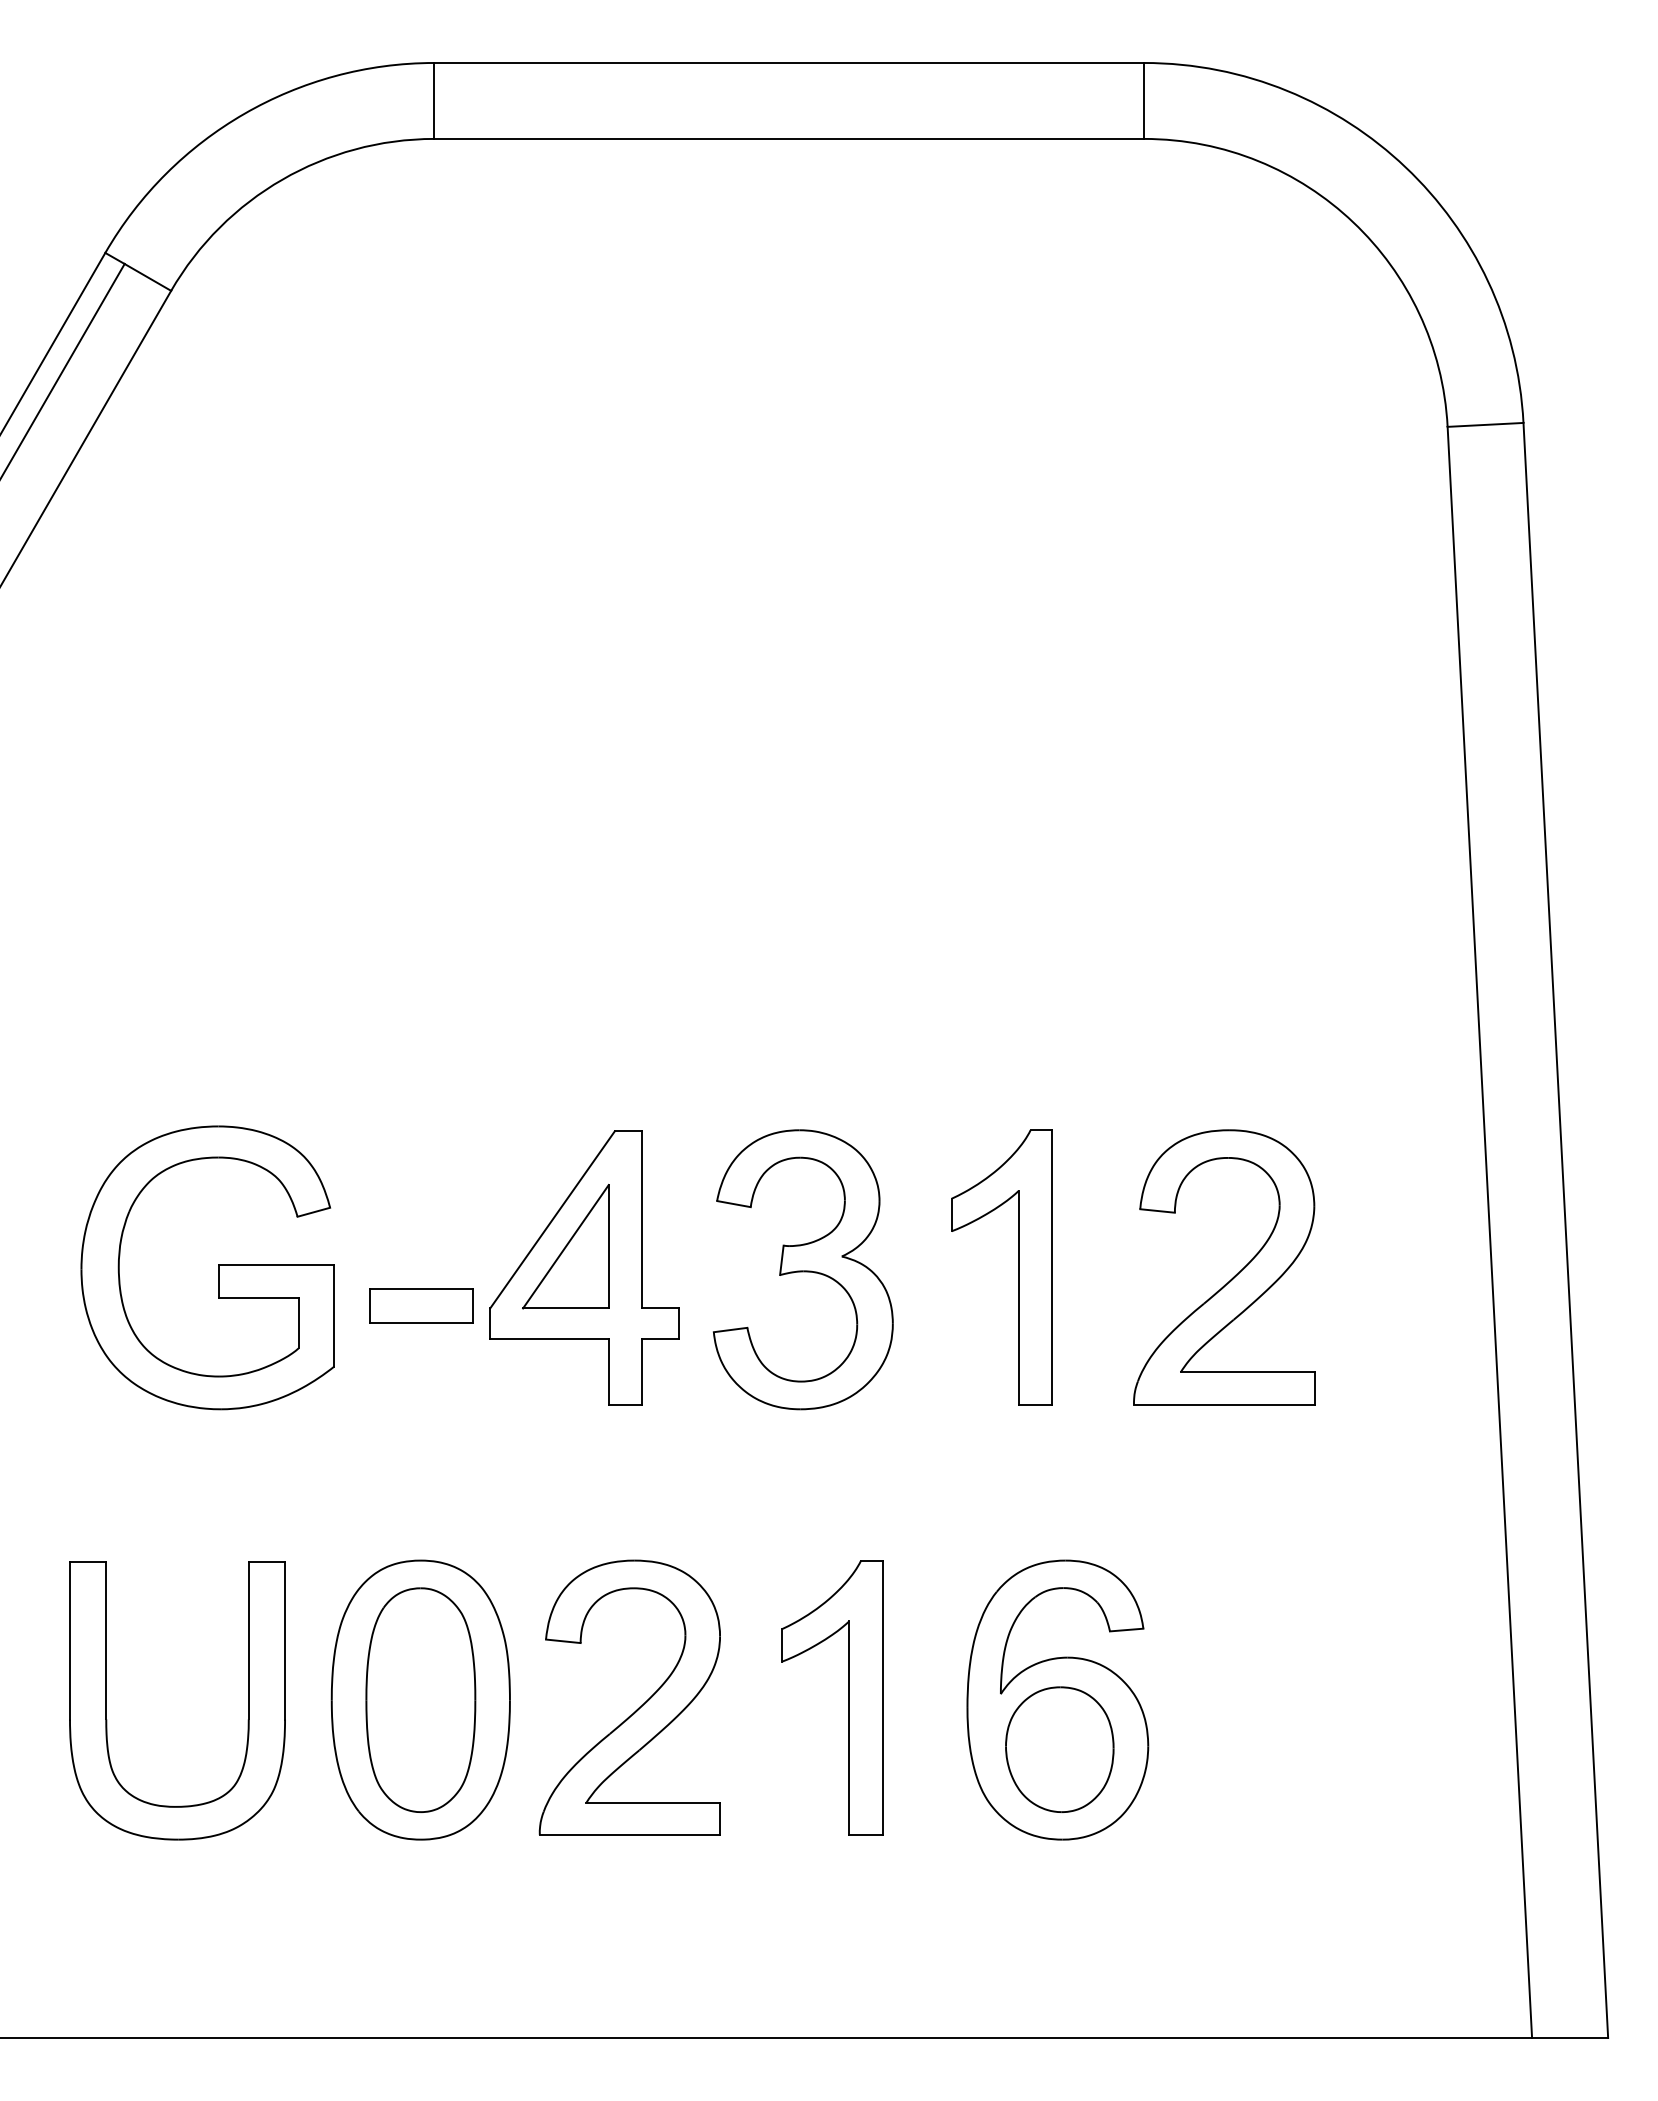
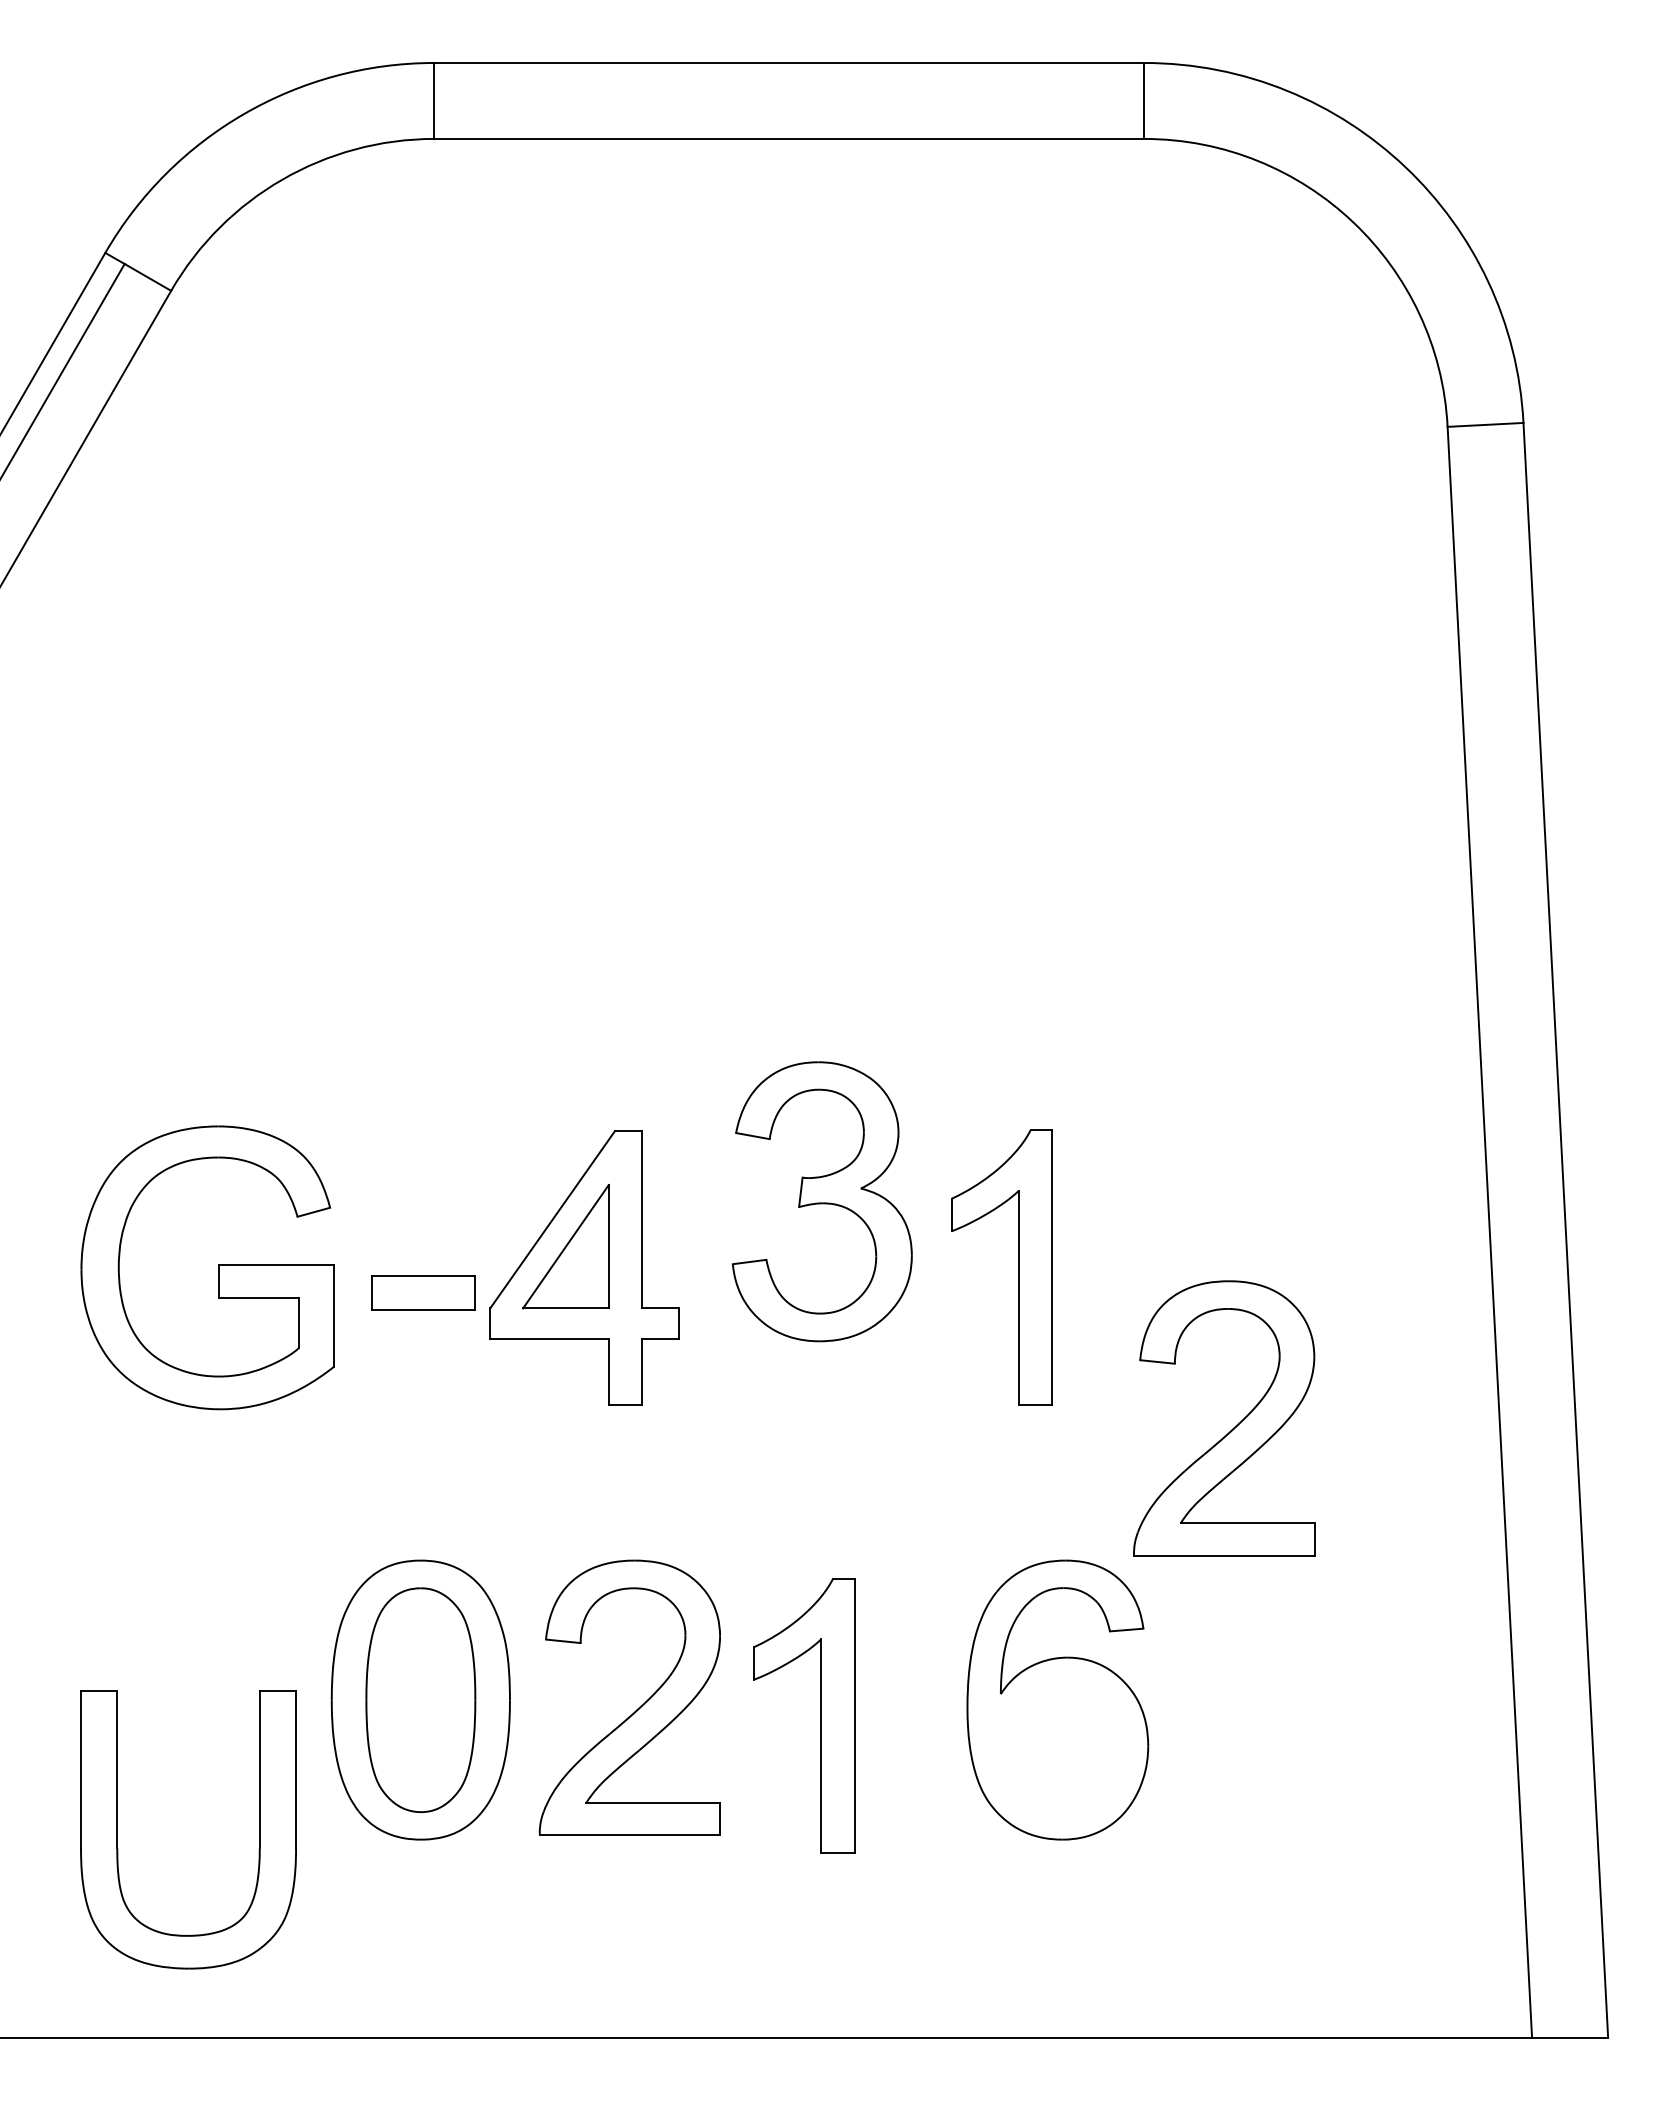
part position: (803, 1269) -> (822, 1201) (822, 1201)
part position: (1233, 1276) -> (1233, 1427) (1233, 1427)
part position: (421, 1305) -> (423, 1292) (423, 1292)
part position: (848, 1697) -> (820, 1715) (820, 1715)
part position: (106, 1700) -> (117, 1829) (117, 1829)
part: present -> none (1059, 1749)
